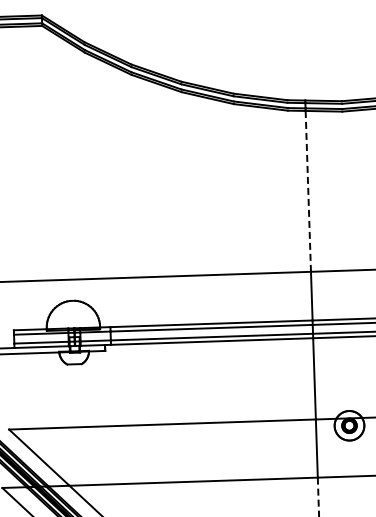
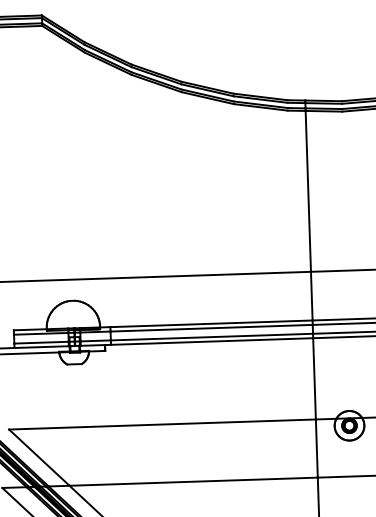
line: dashed -> solid (308, 191)
line: dashed -> solid (318, 497)
